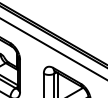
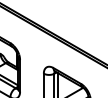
line: present -> none (53, 48)
